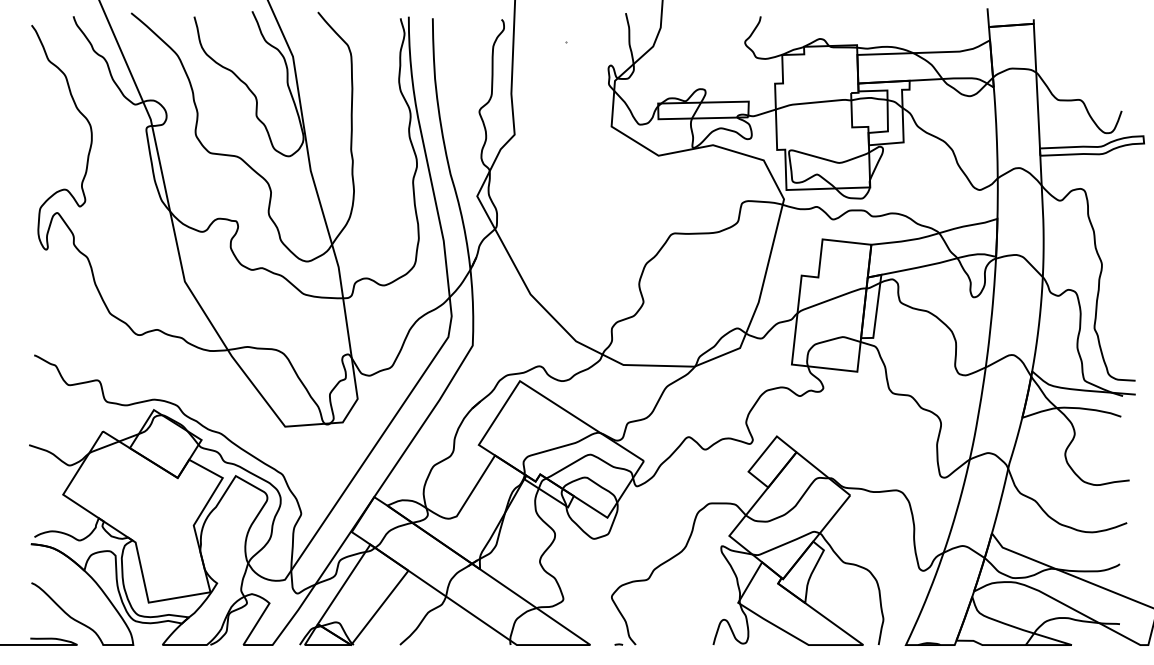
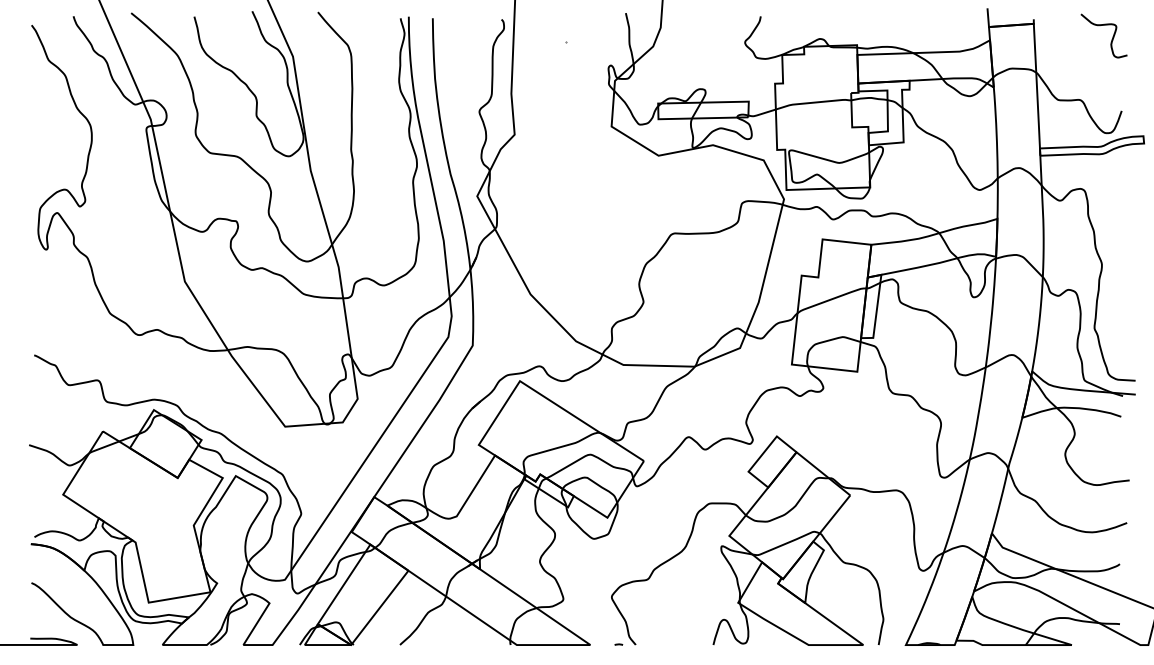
curve: none -> present (1111, 39)
